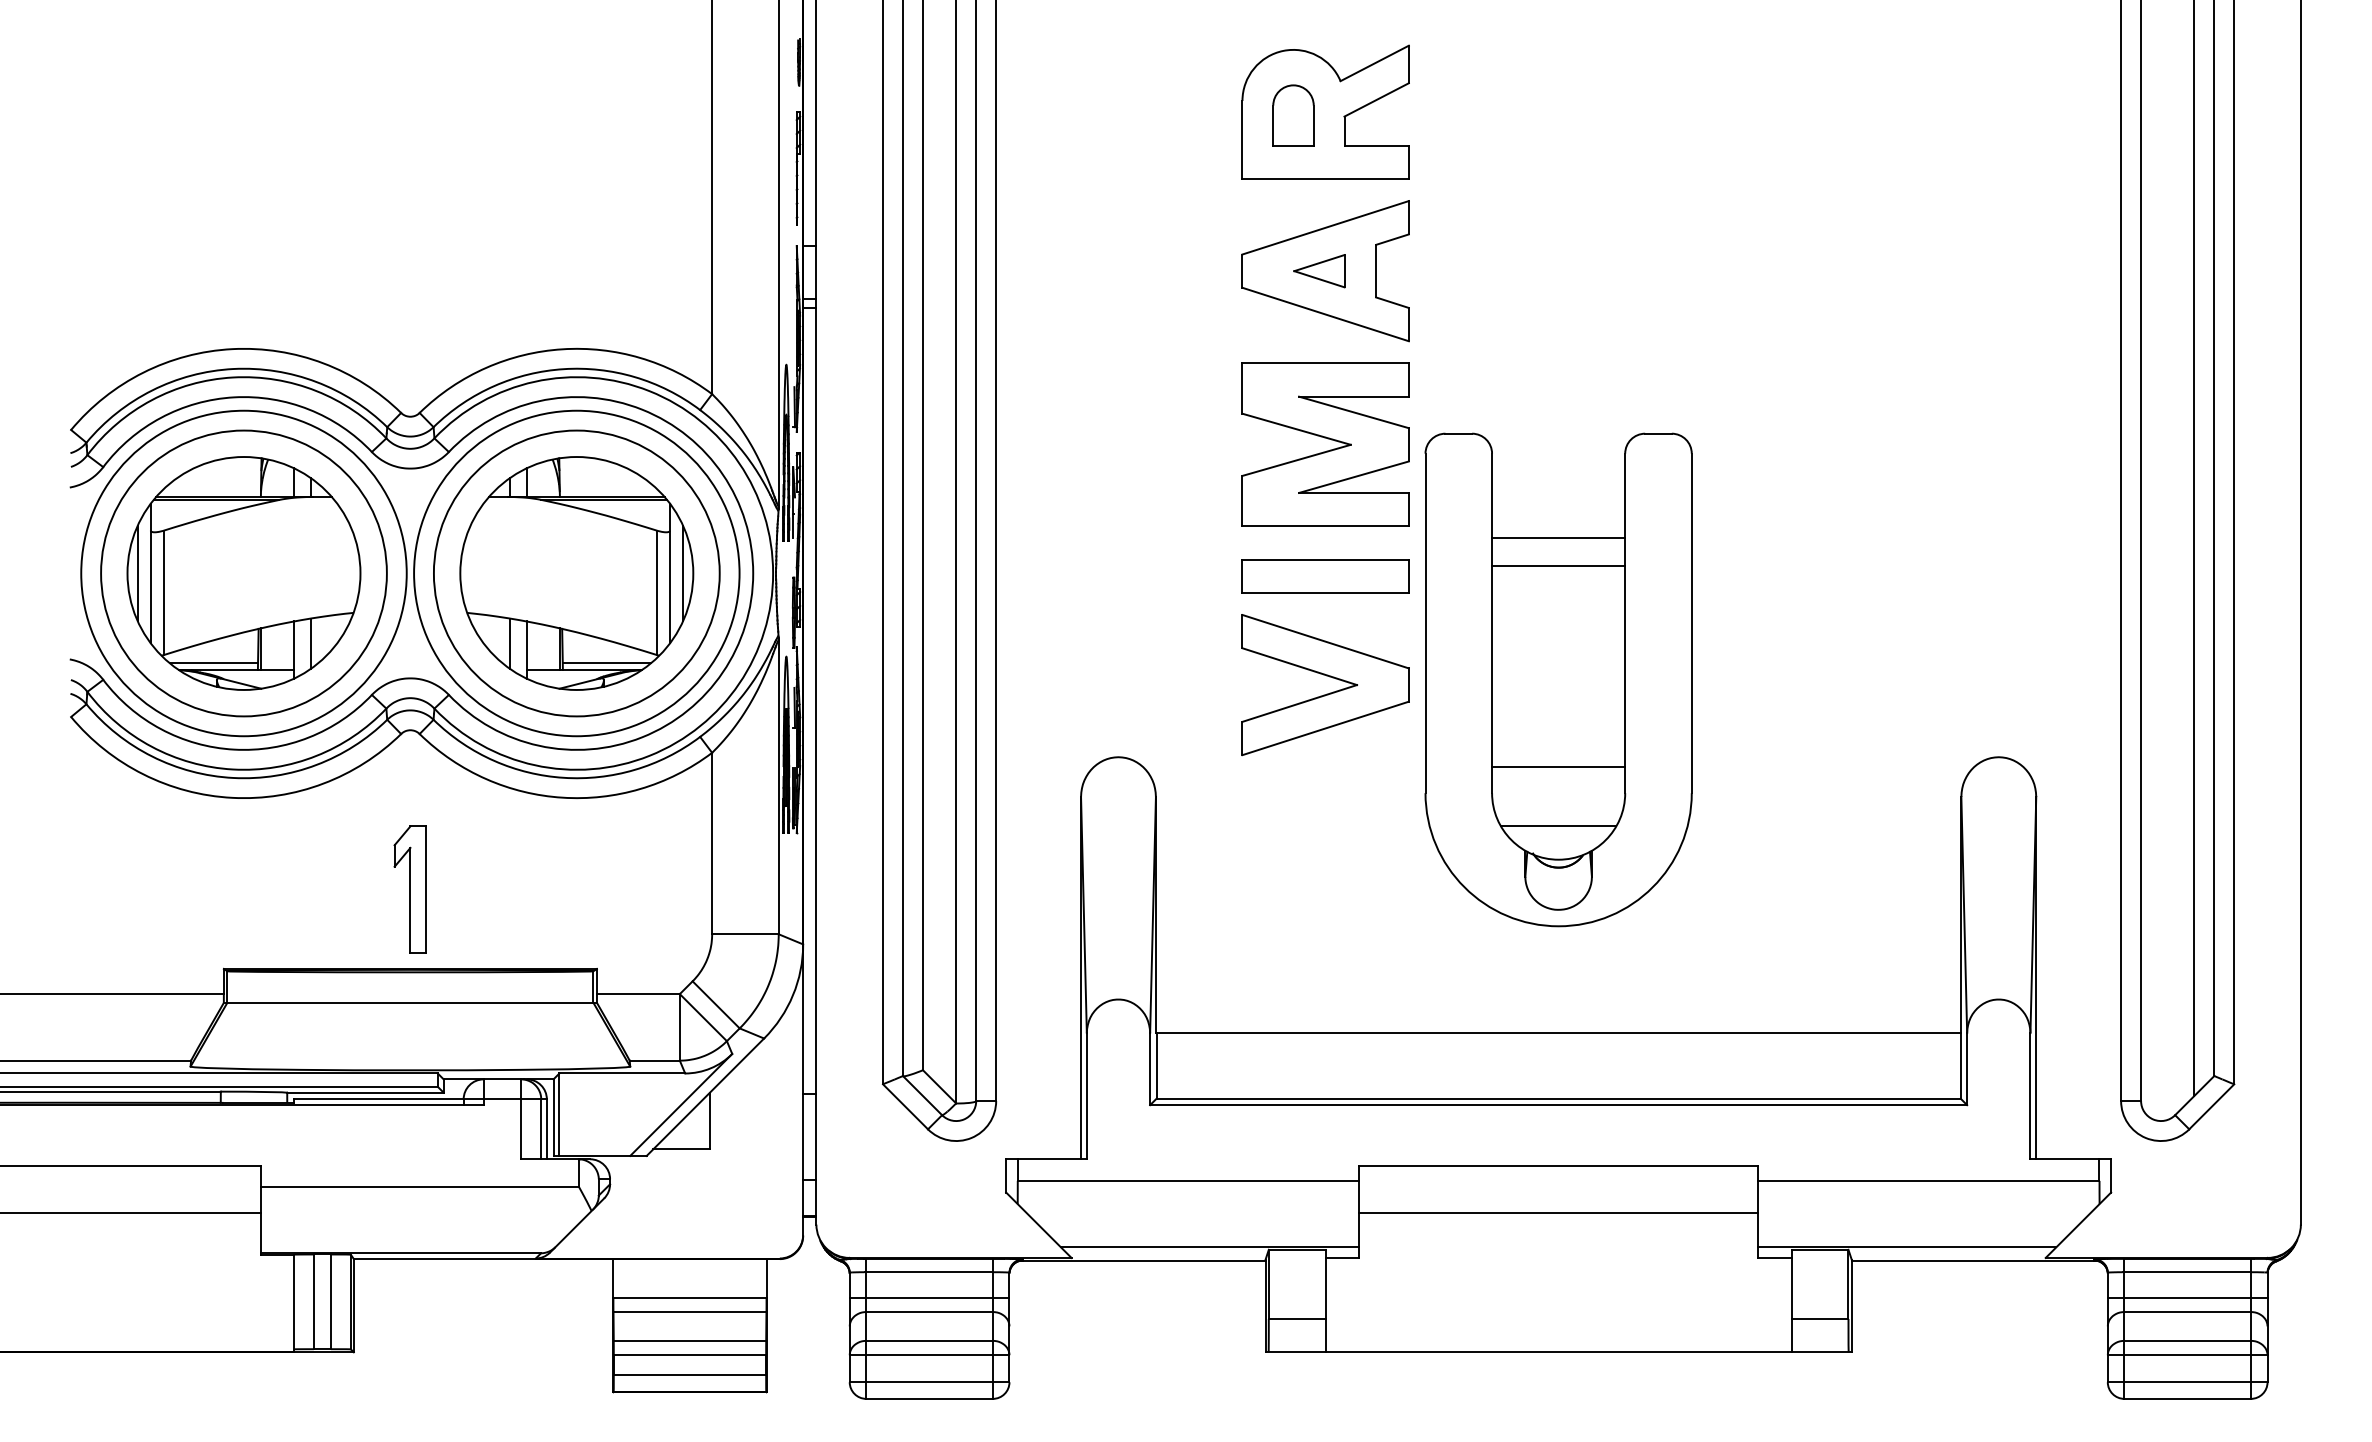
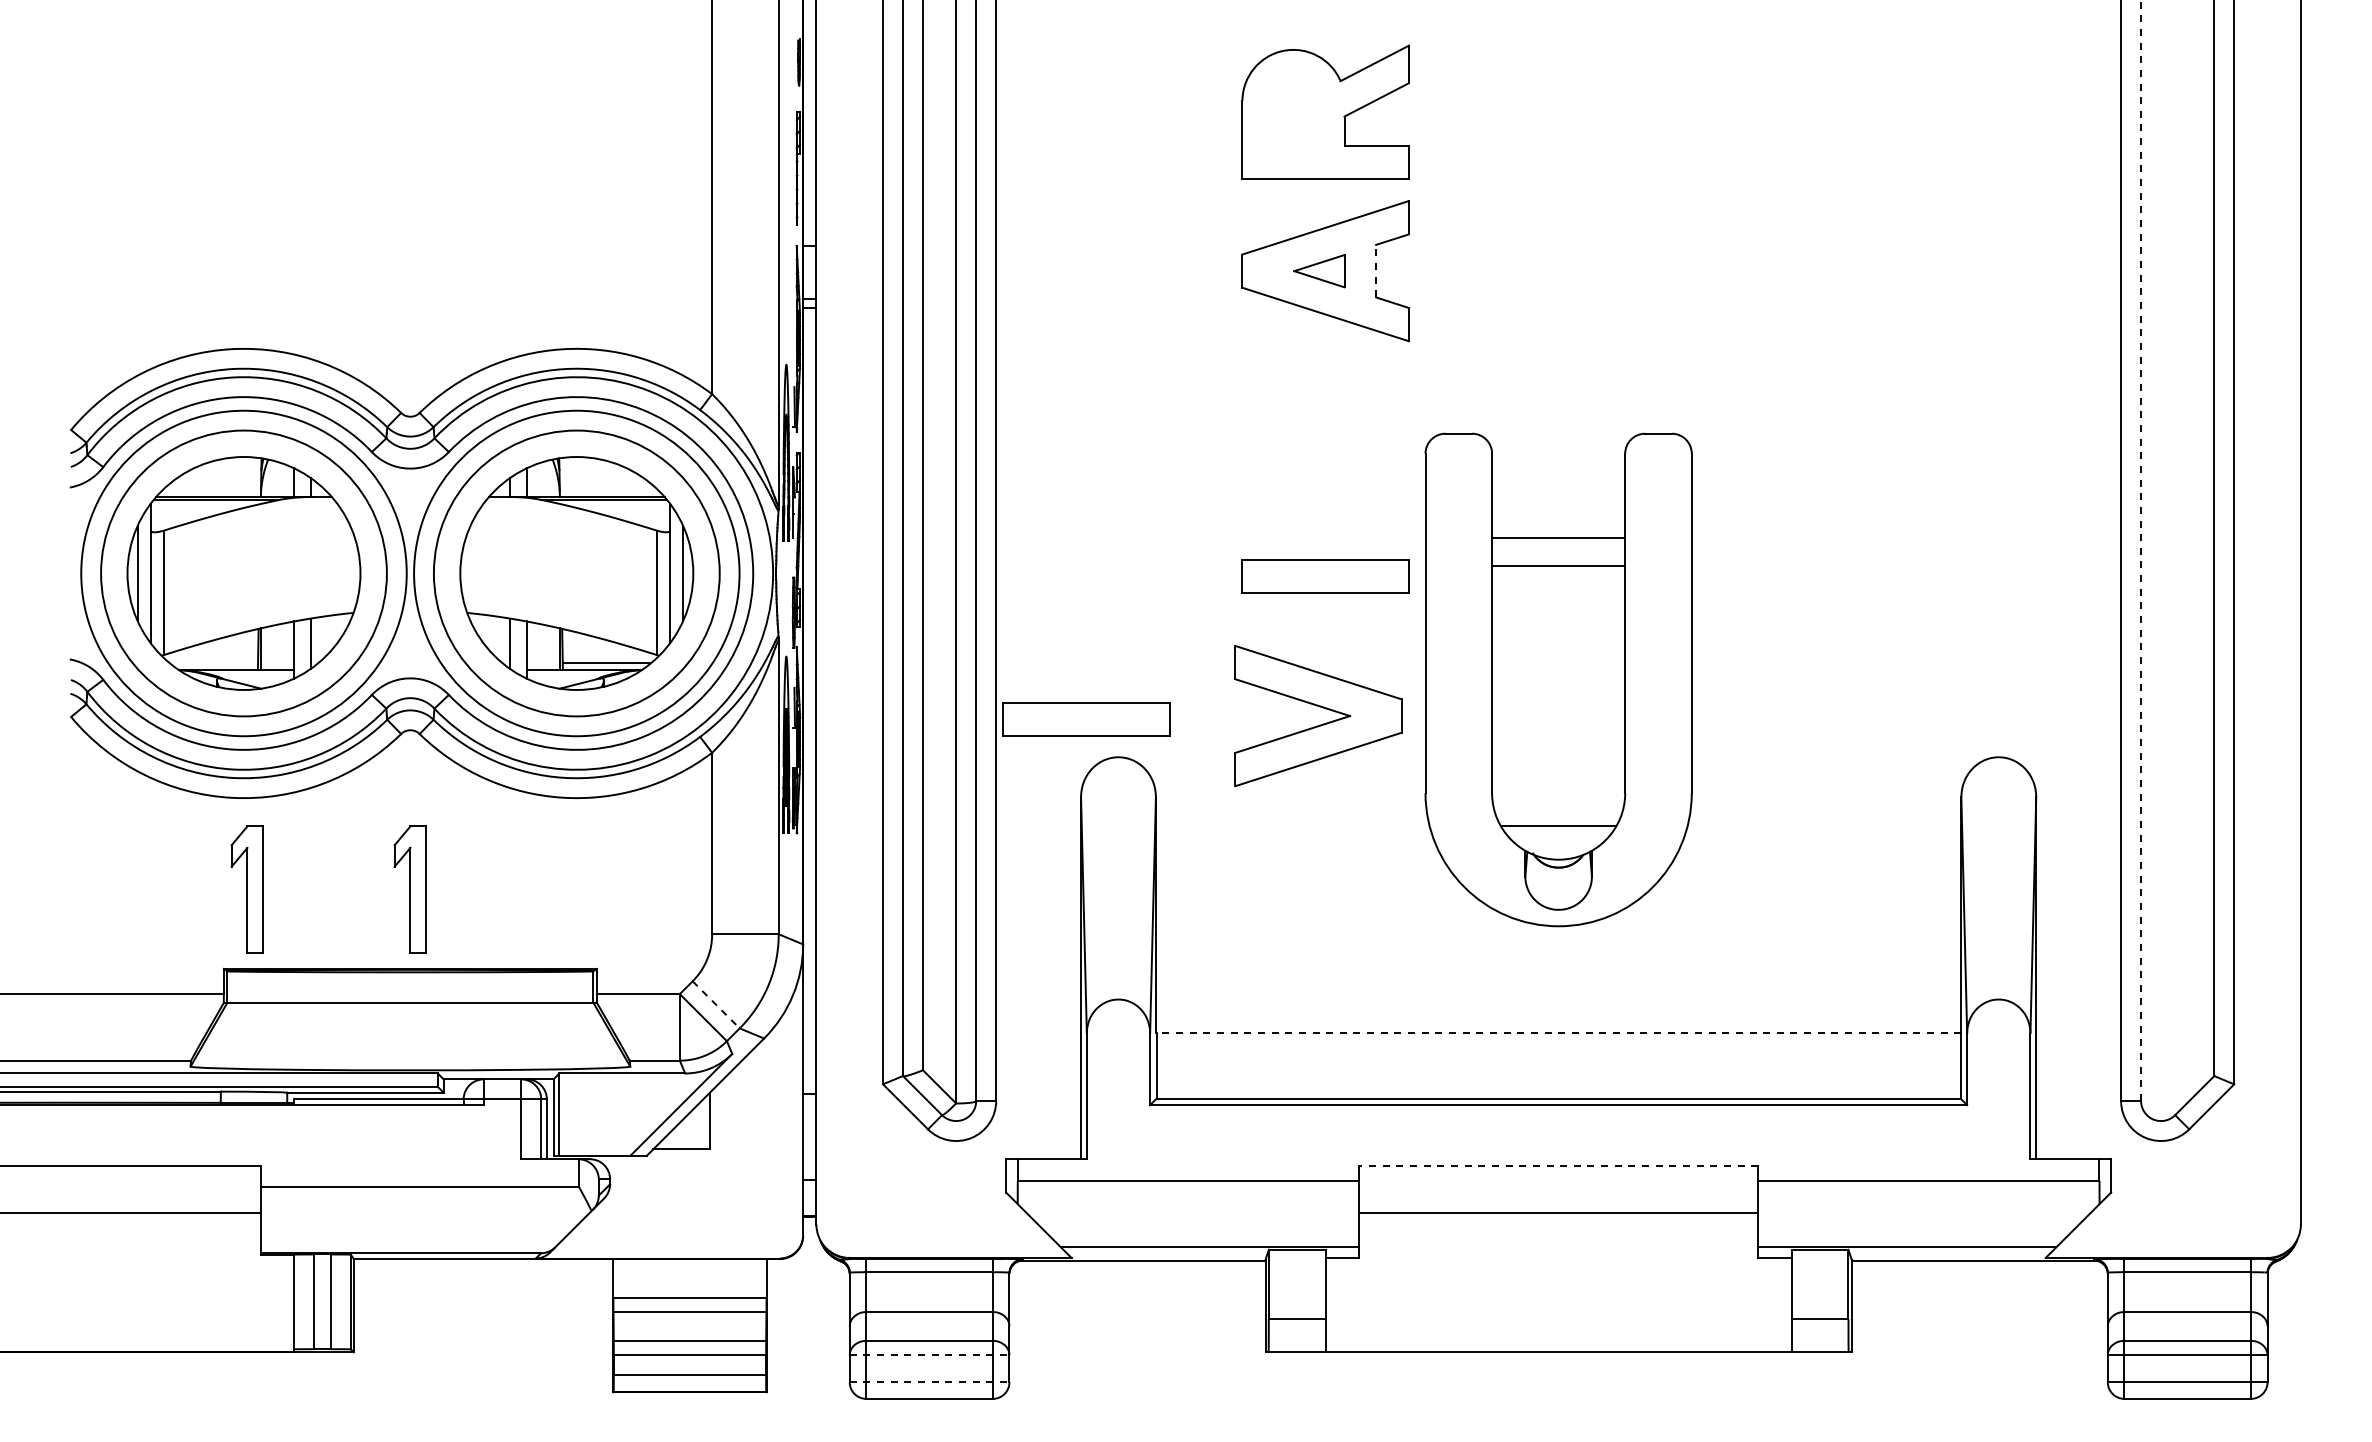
part: present -> none (1293, 115)
line: solid -> dashed (1376, 270)
part: present -> none (1325, 444)
line: present -> none (2194, 549)
line: solid -> dashed (2141, 550)
line: present -> none (213, 663)
part position: (1326, 693) -> (1319, 724) (1319, 724)
part: none -> present (1086, 719)
line: present -> none (1558, 766)
part: none -> present (246, 889)
line: solid -> dashed (716, 1005)
line: solid -> dashed (1558, 1032)
line: solid -> dashed (1558, 1165)
line: present -> none (929, 1297)
line: present -> none (2187, 1297)
line: solid -> dashed (929, 1355)
line: solid -> dashed (929, 1382)
